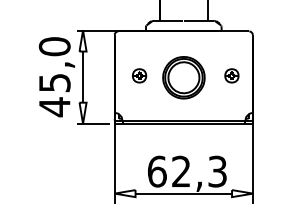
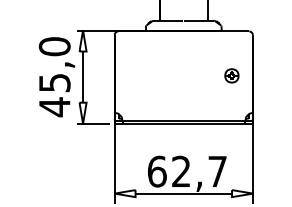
part: present -> none (139, 75)
part: present -> none (183, 77)
text: 62,3 -> 62,7 (217, 171)
